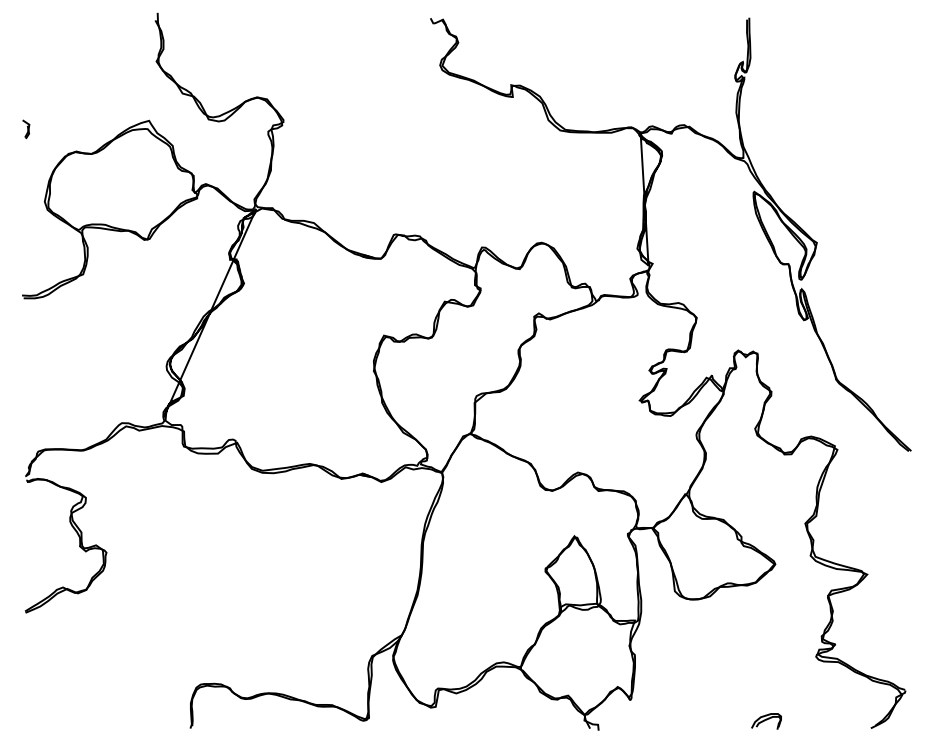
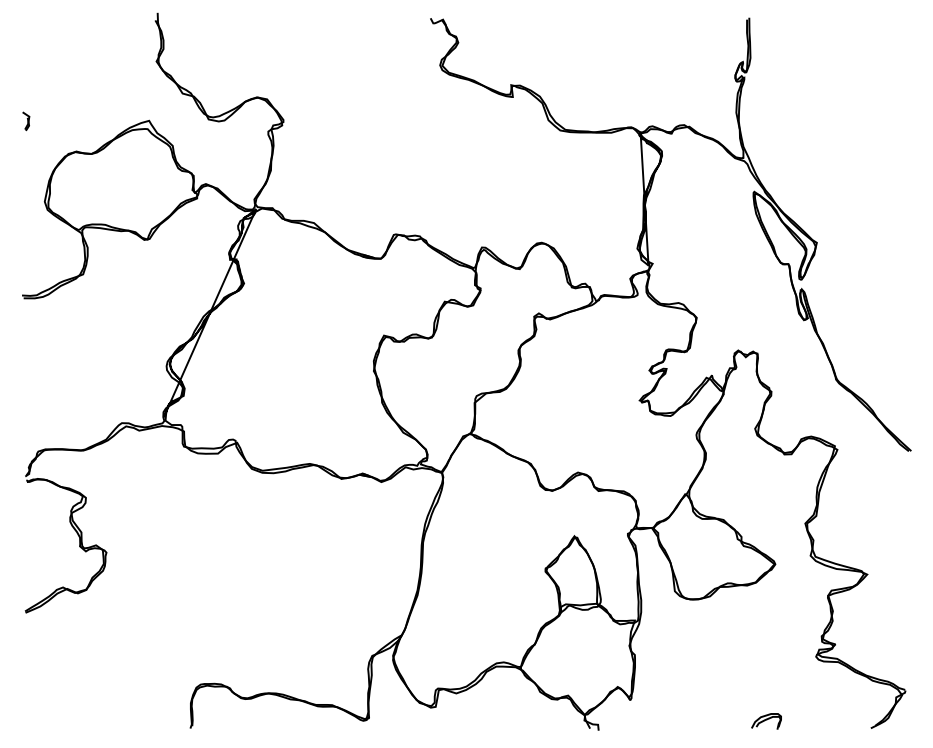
part position: (26, 129) -> (26, 121) (26, 121)
